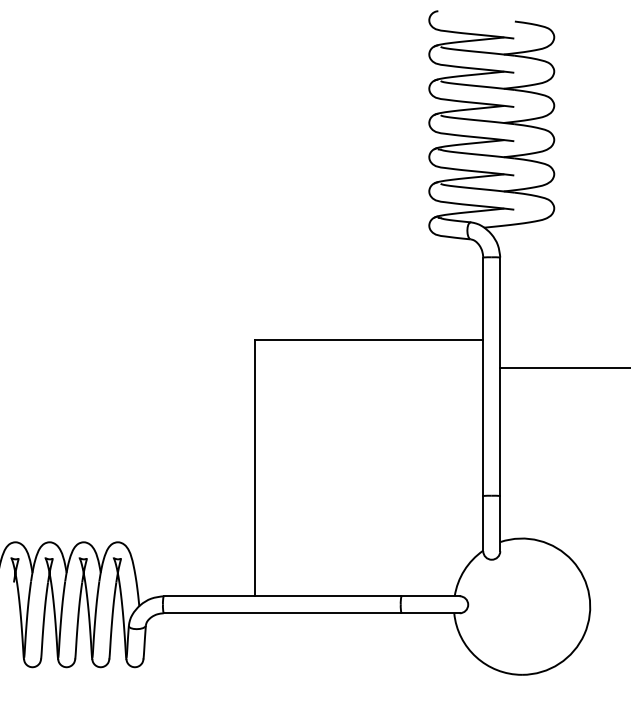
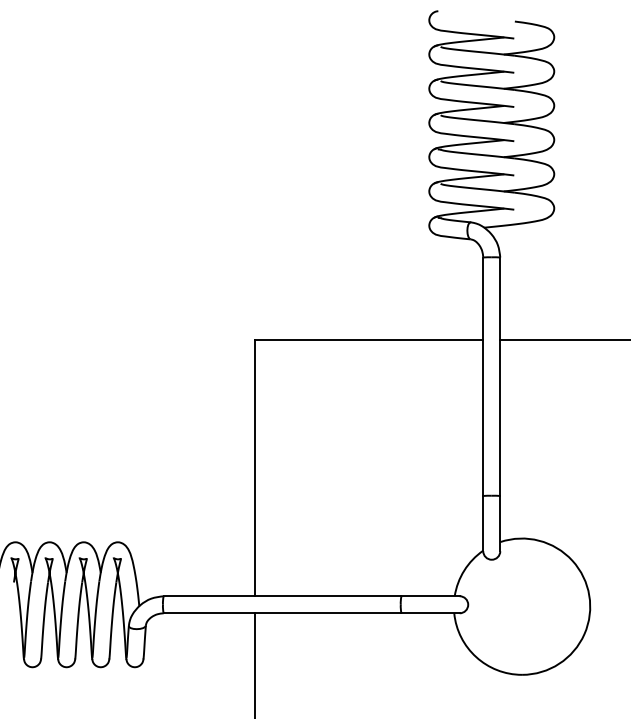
line position: (563, 367) -> (563, 339) (563, 339)
line: none -> present (255, 664)
